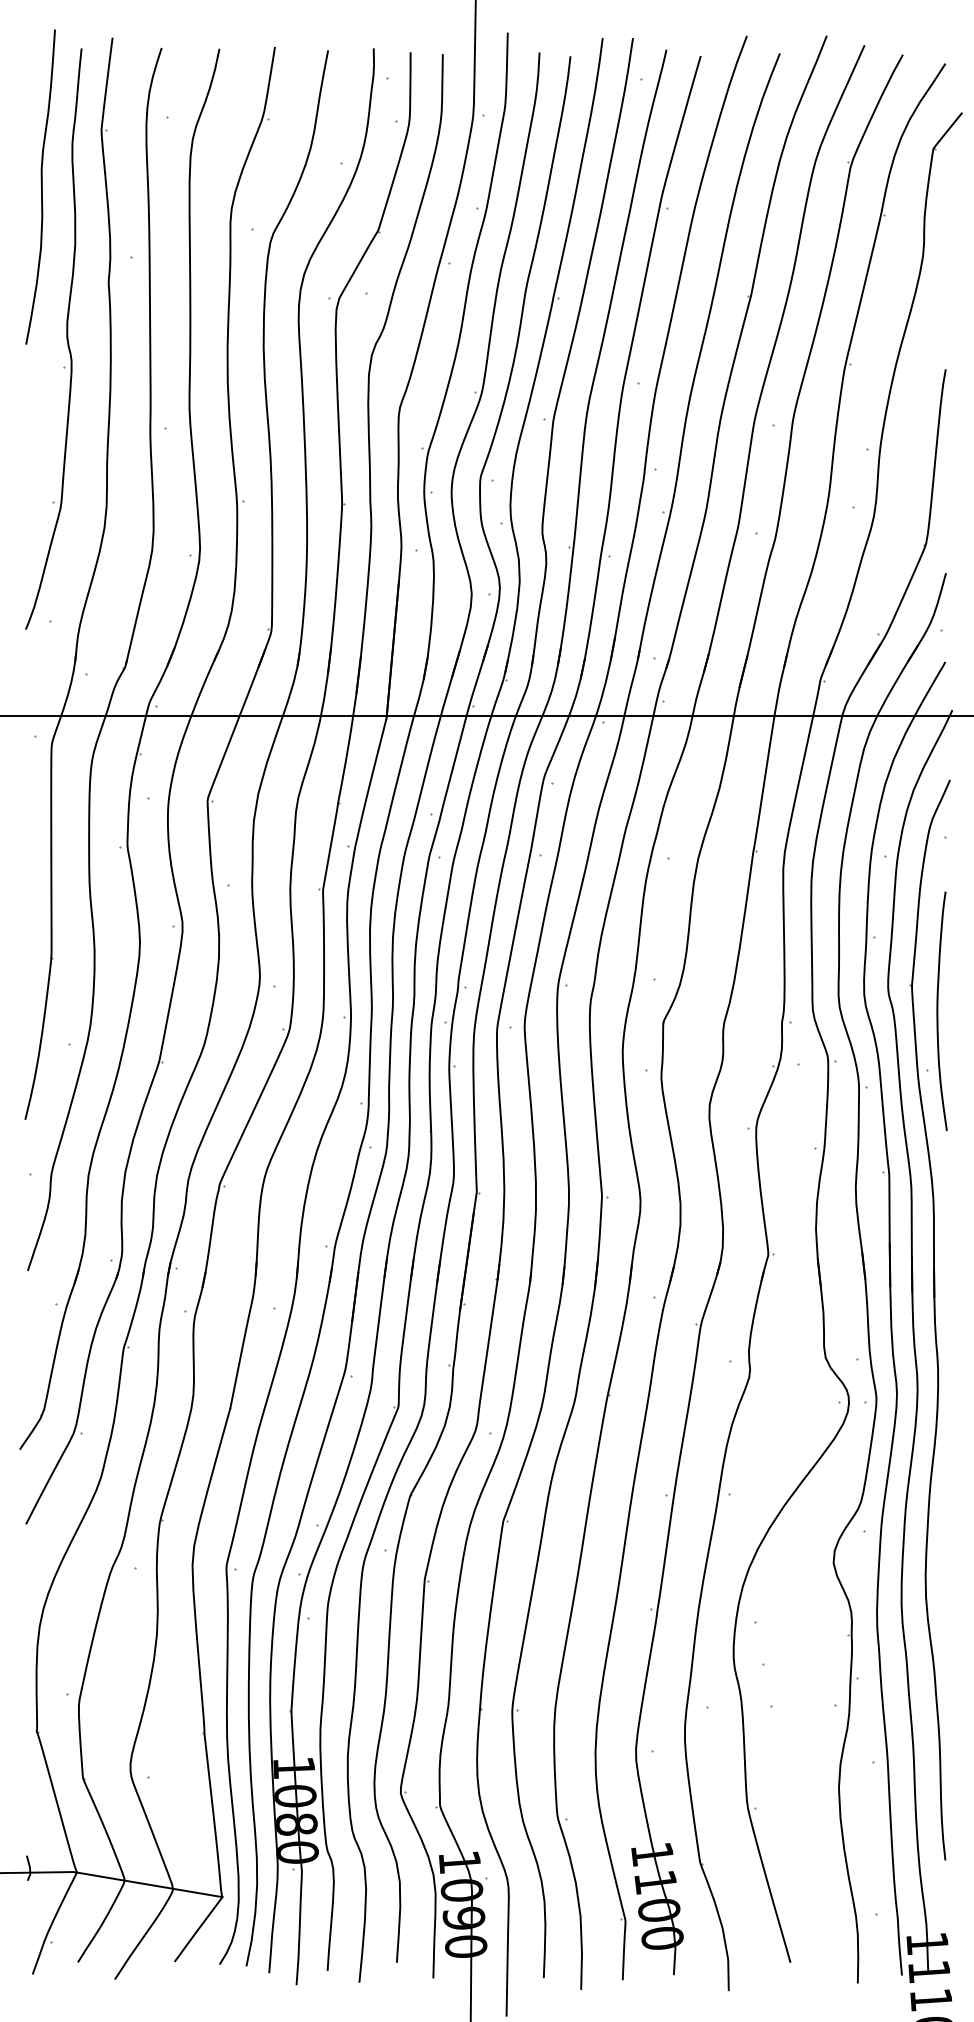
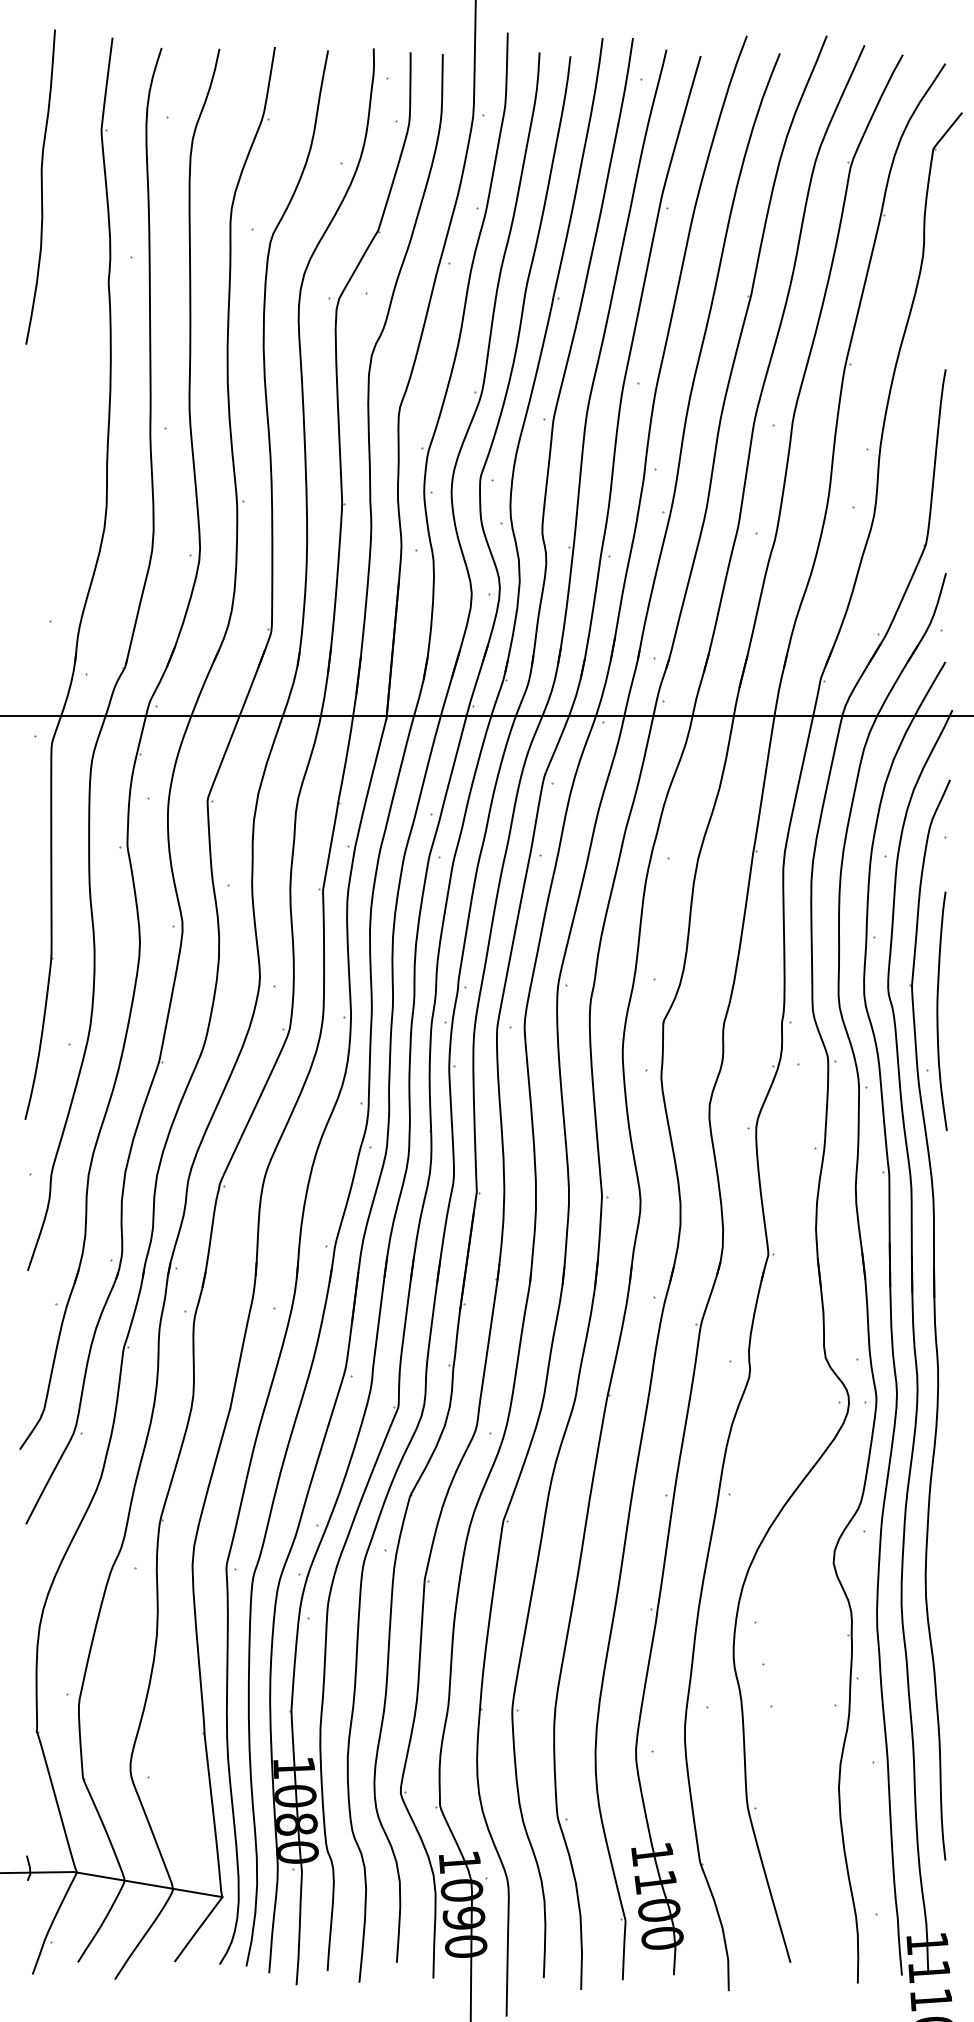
part: present -> none (66, 338)
